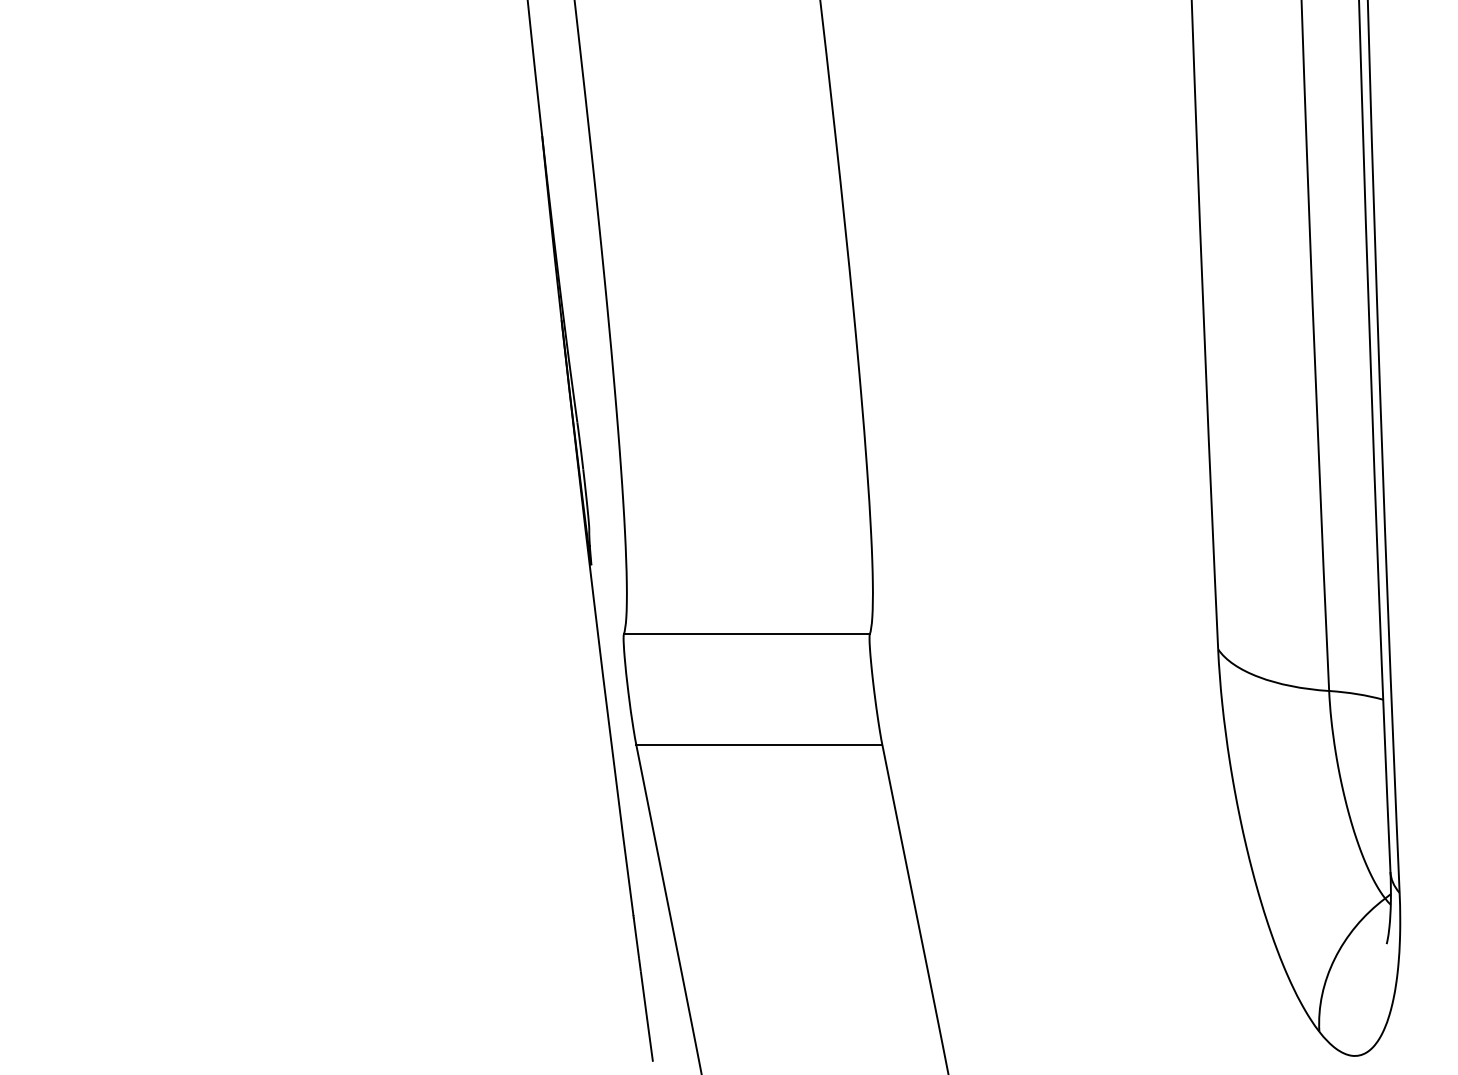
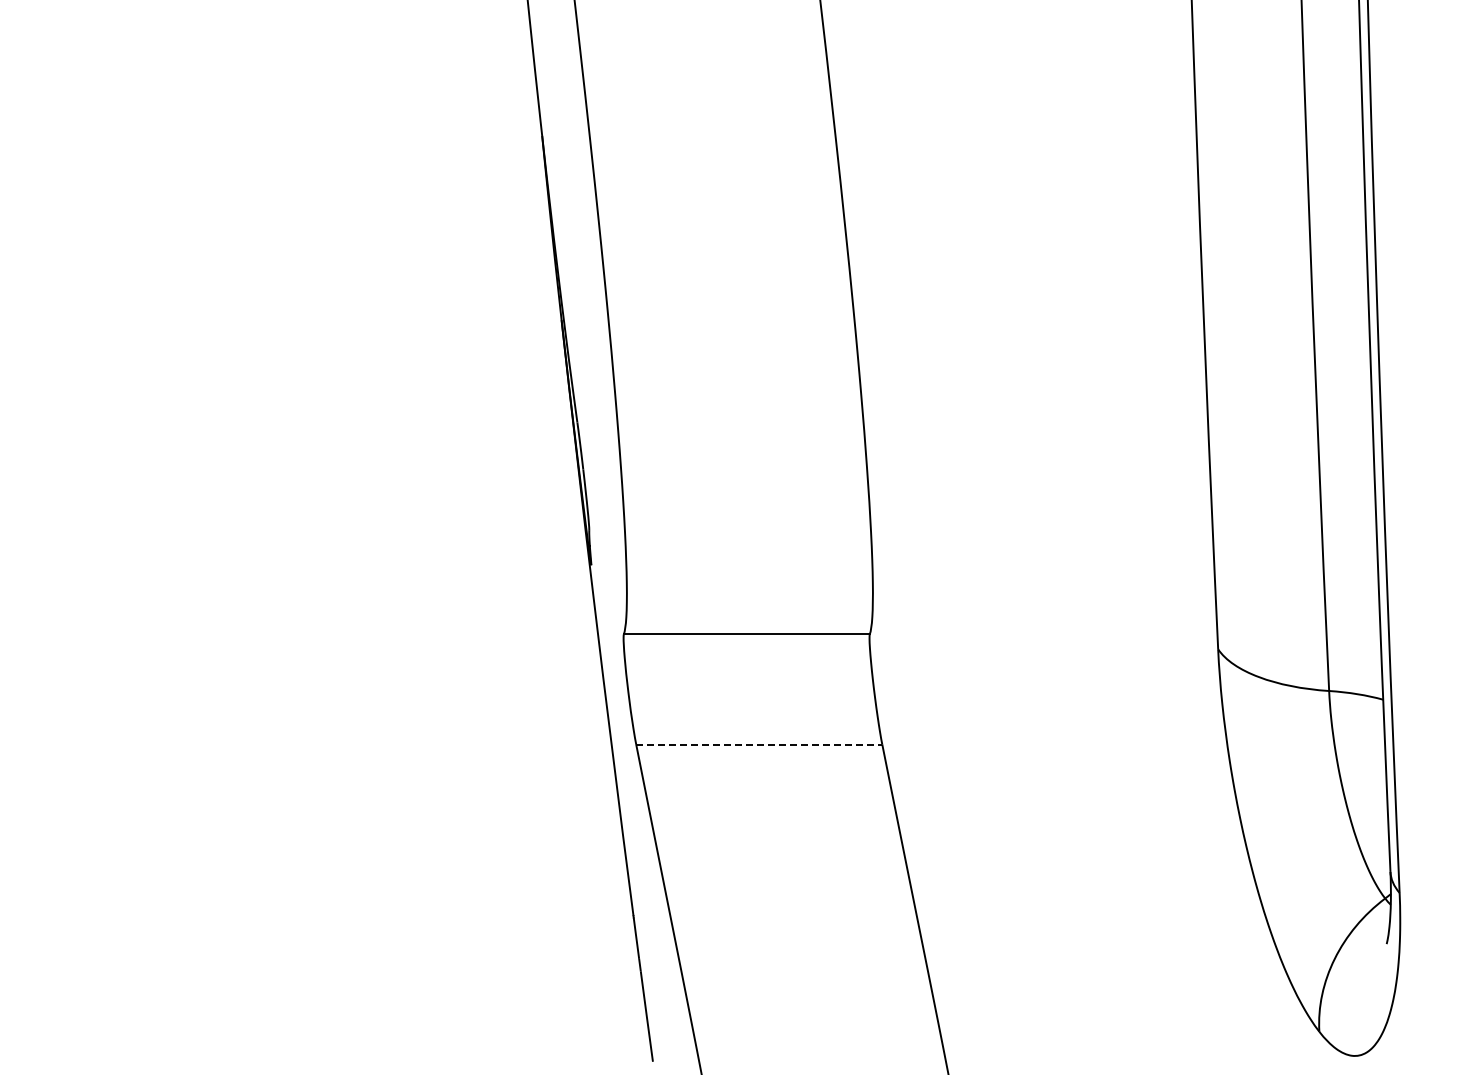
line: solid -> dashed (759, 744)
